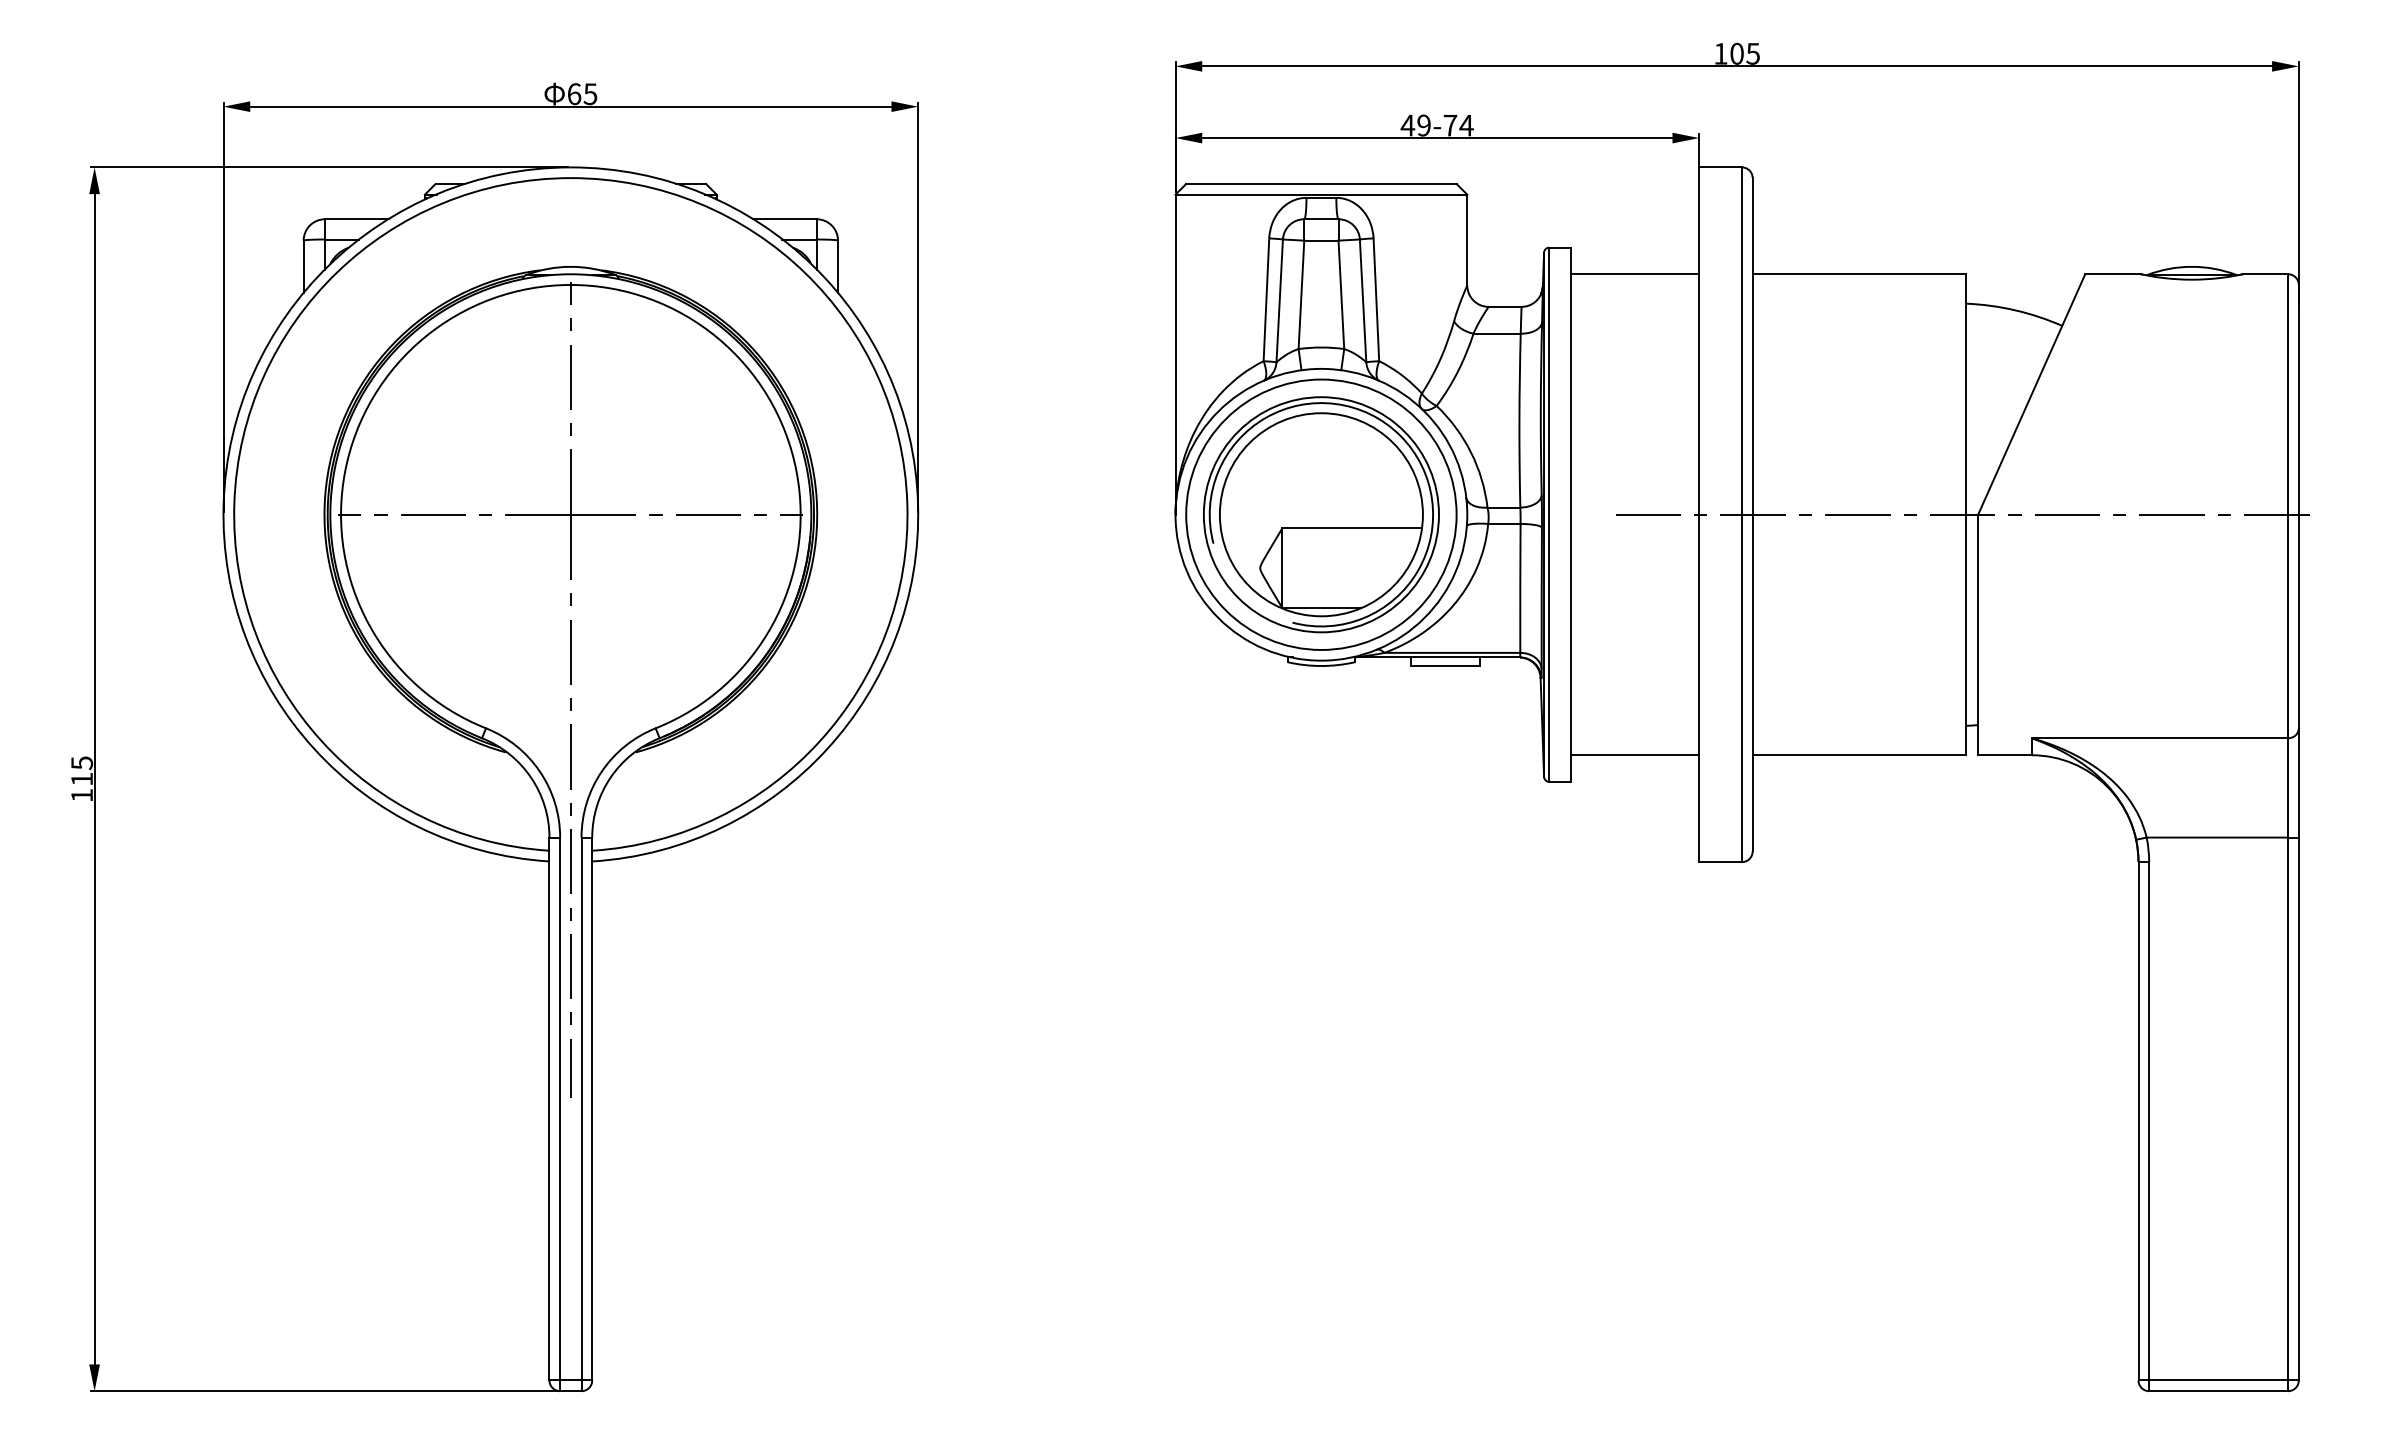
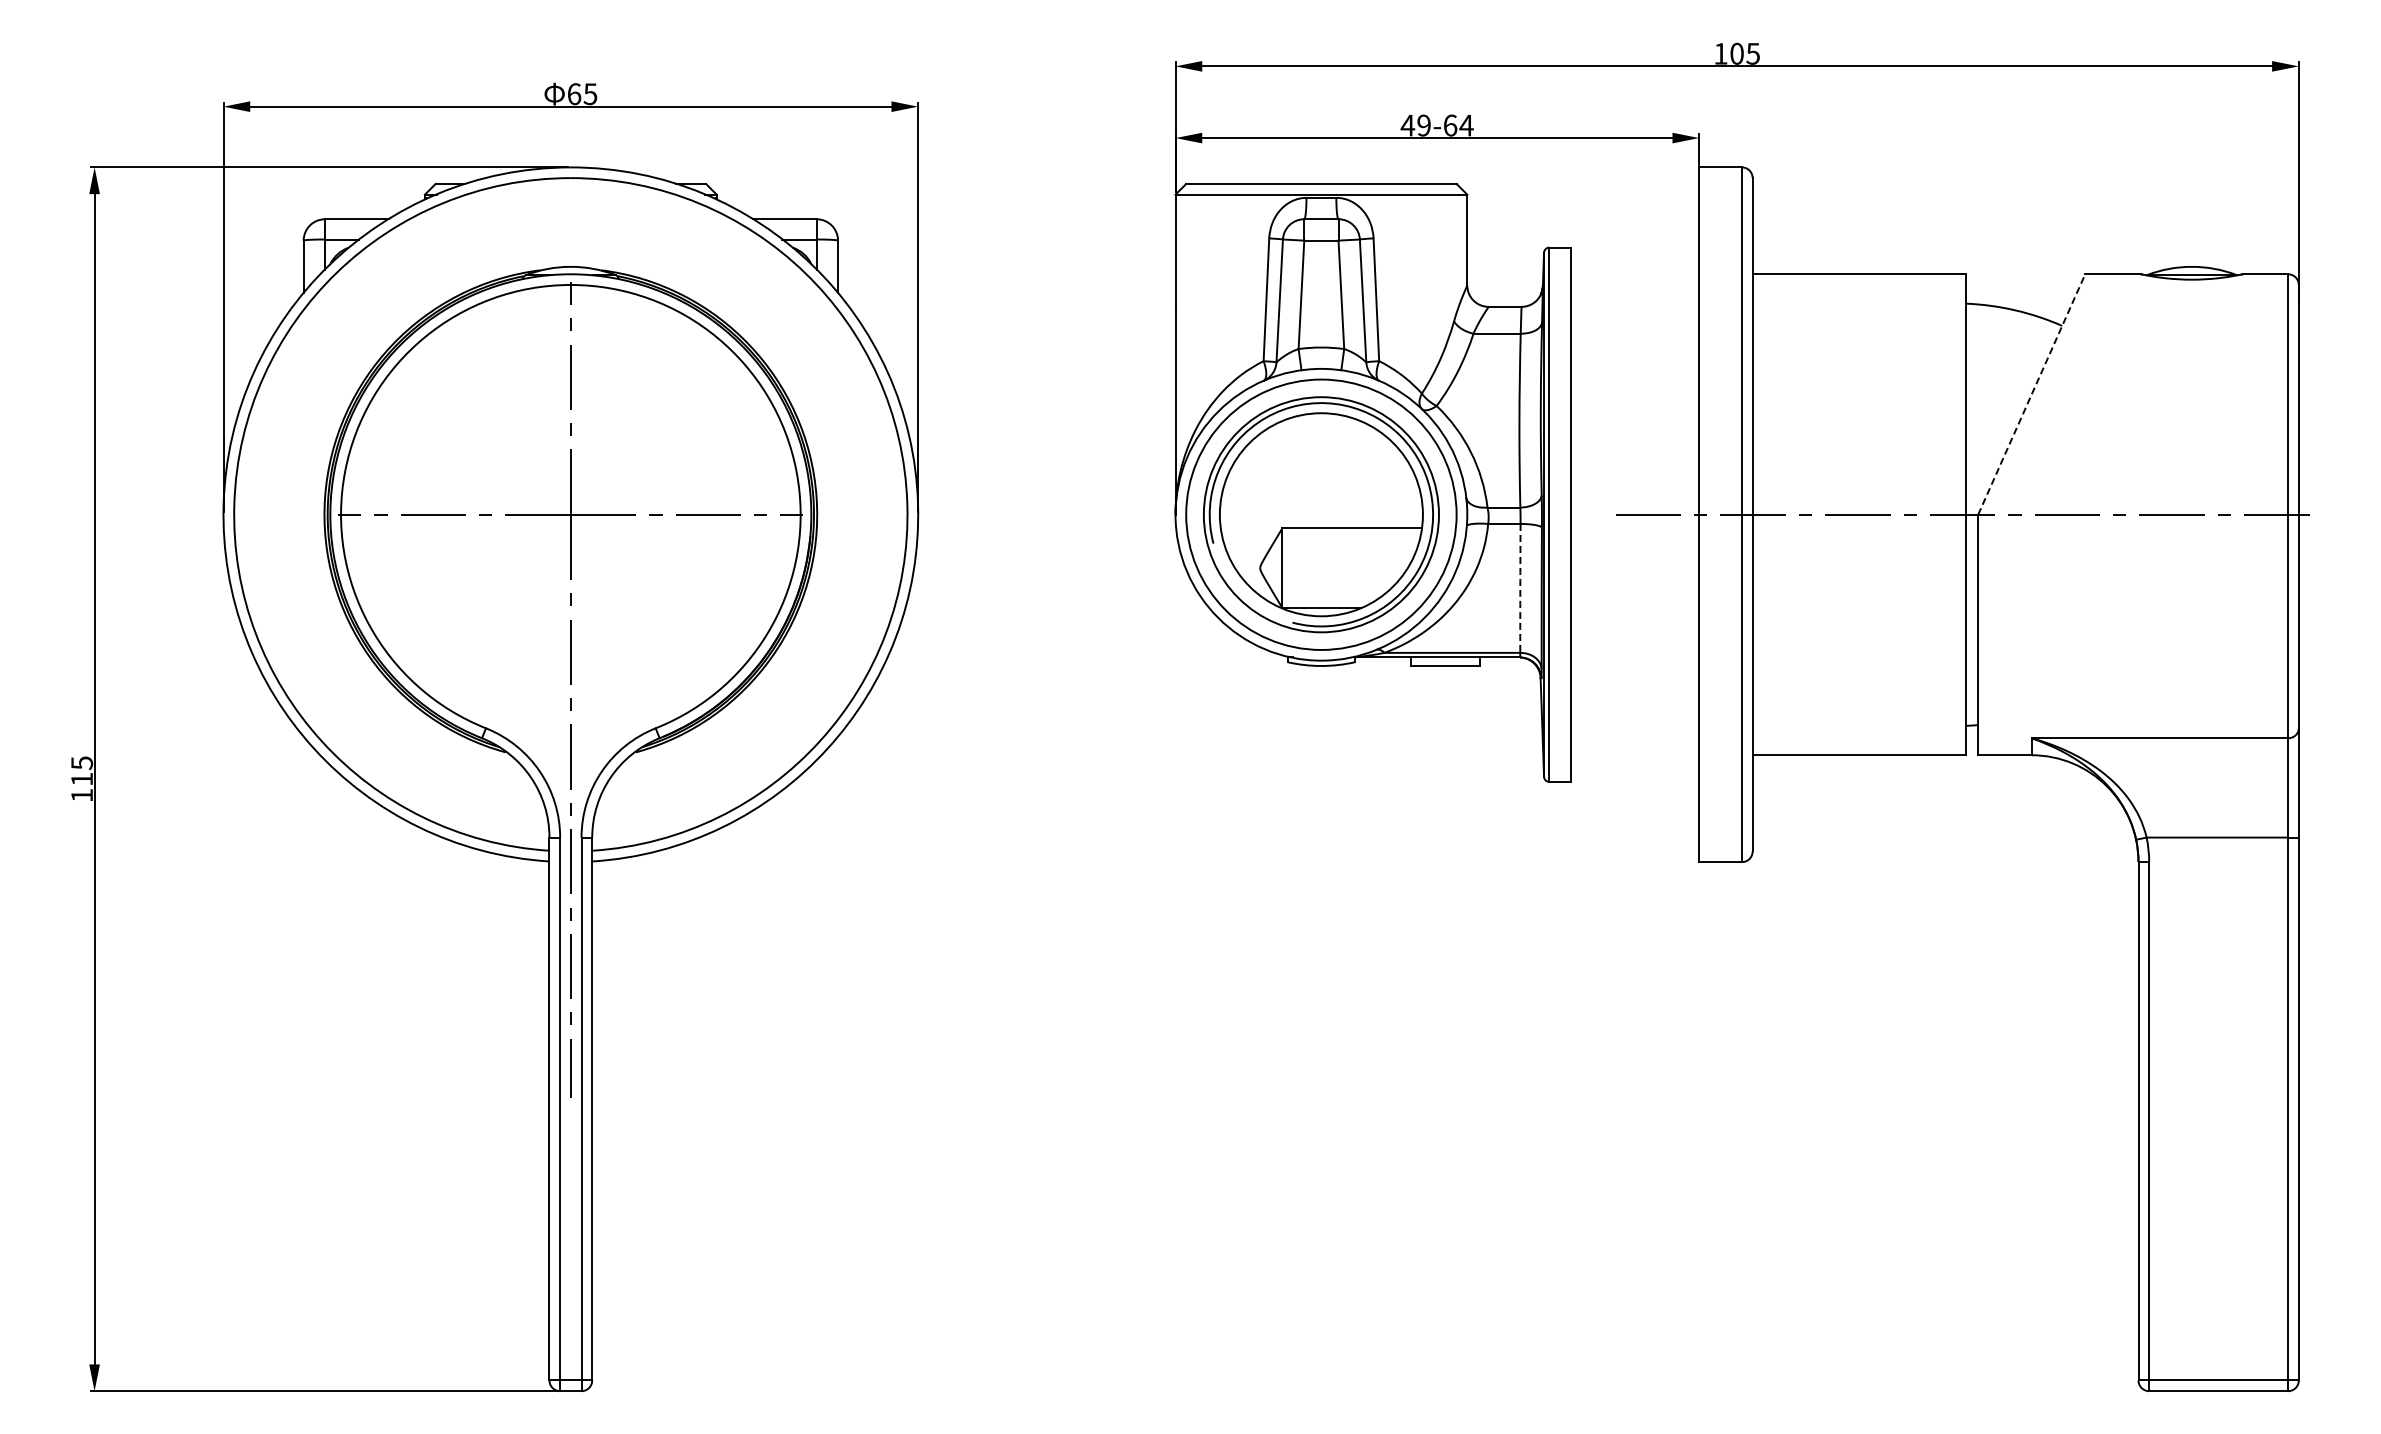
text: 49-74 -> 49-64 (1450, 125)
line: present -> none (1634, 274)
line: solid -> dashed (2031, 394)
arc: solid -> dashed (1520, 588)
line: present -> none (1634, 755)
